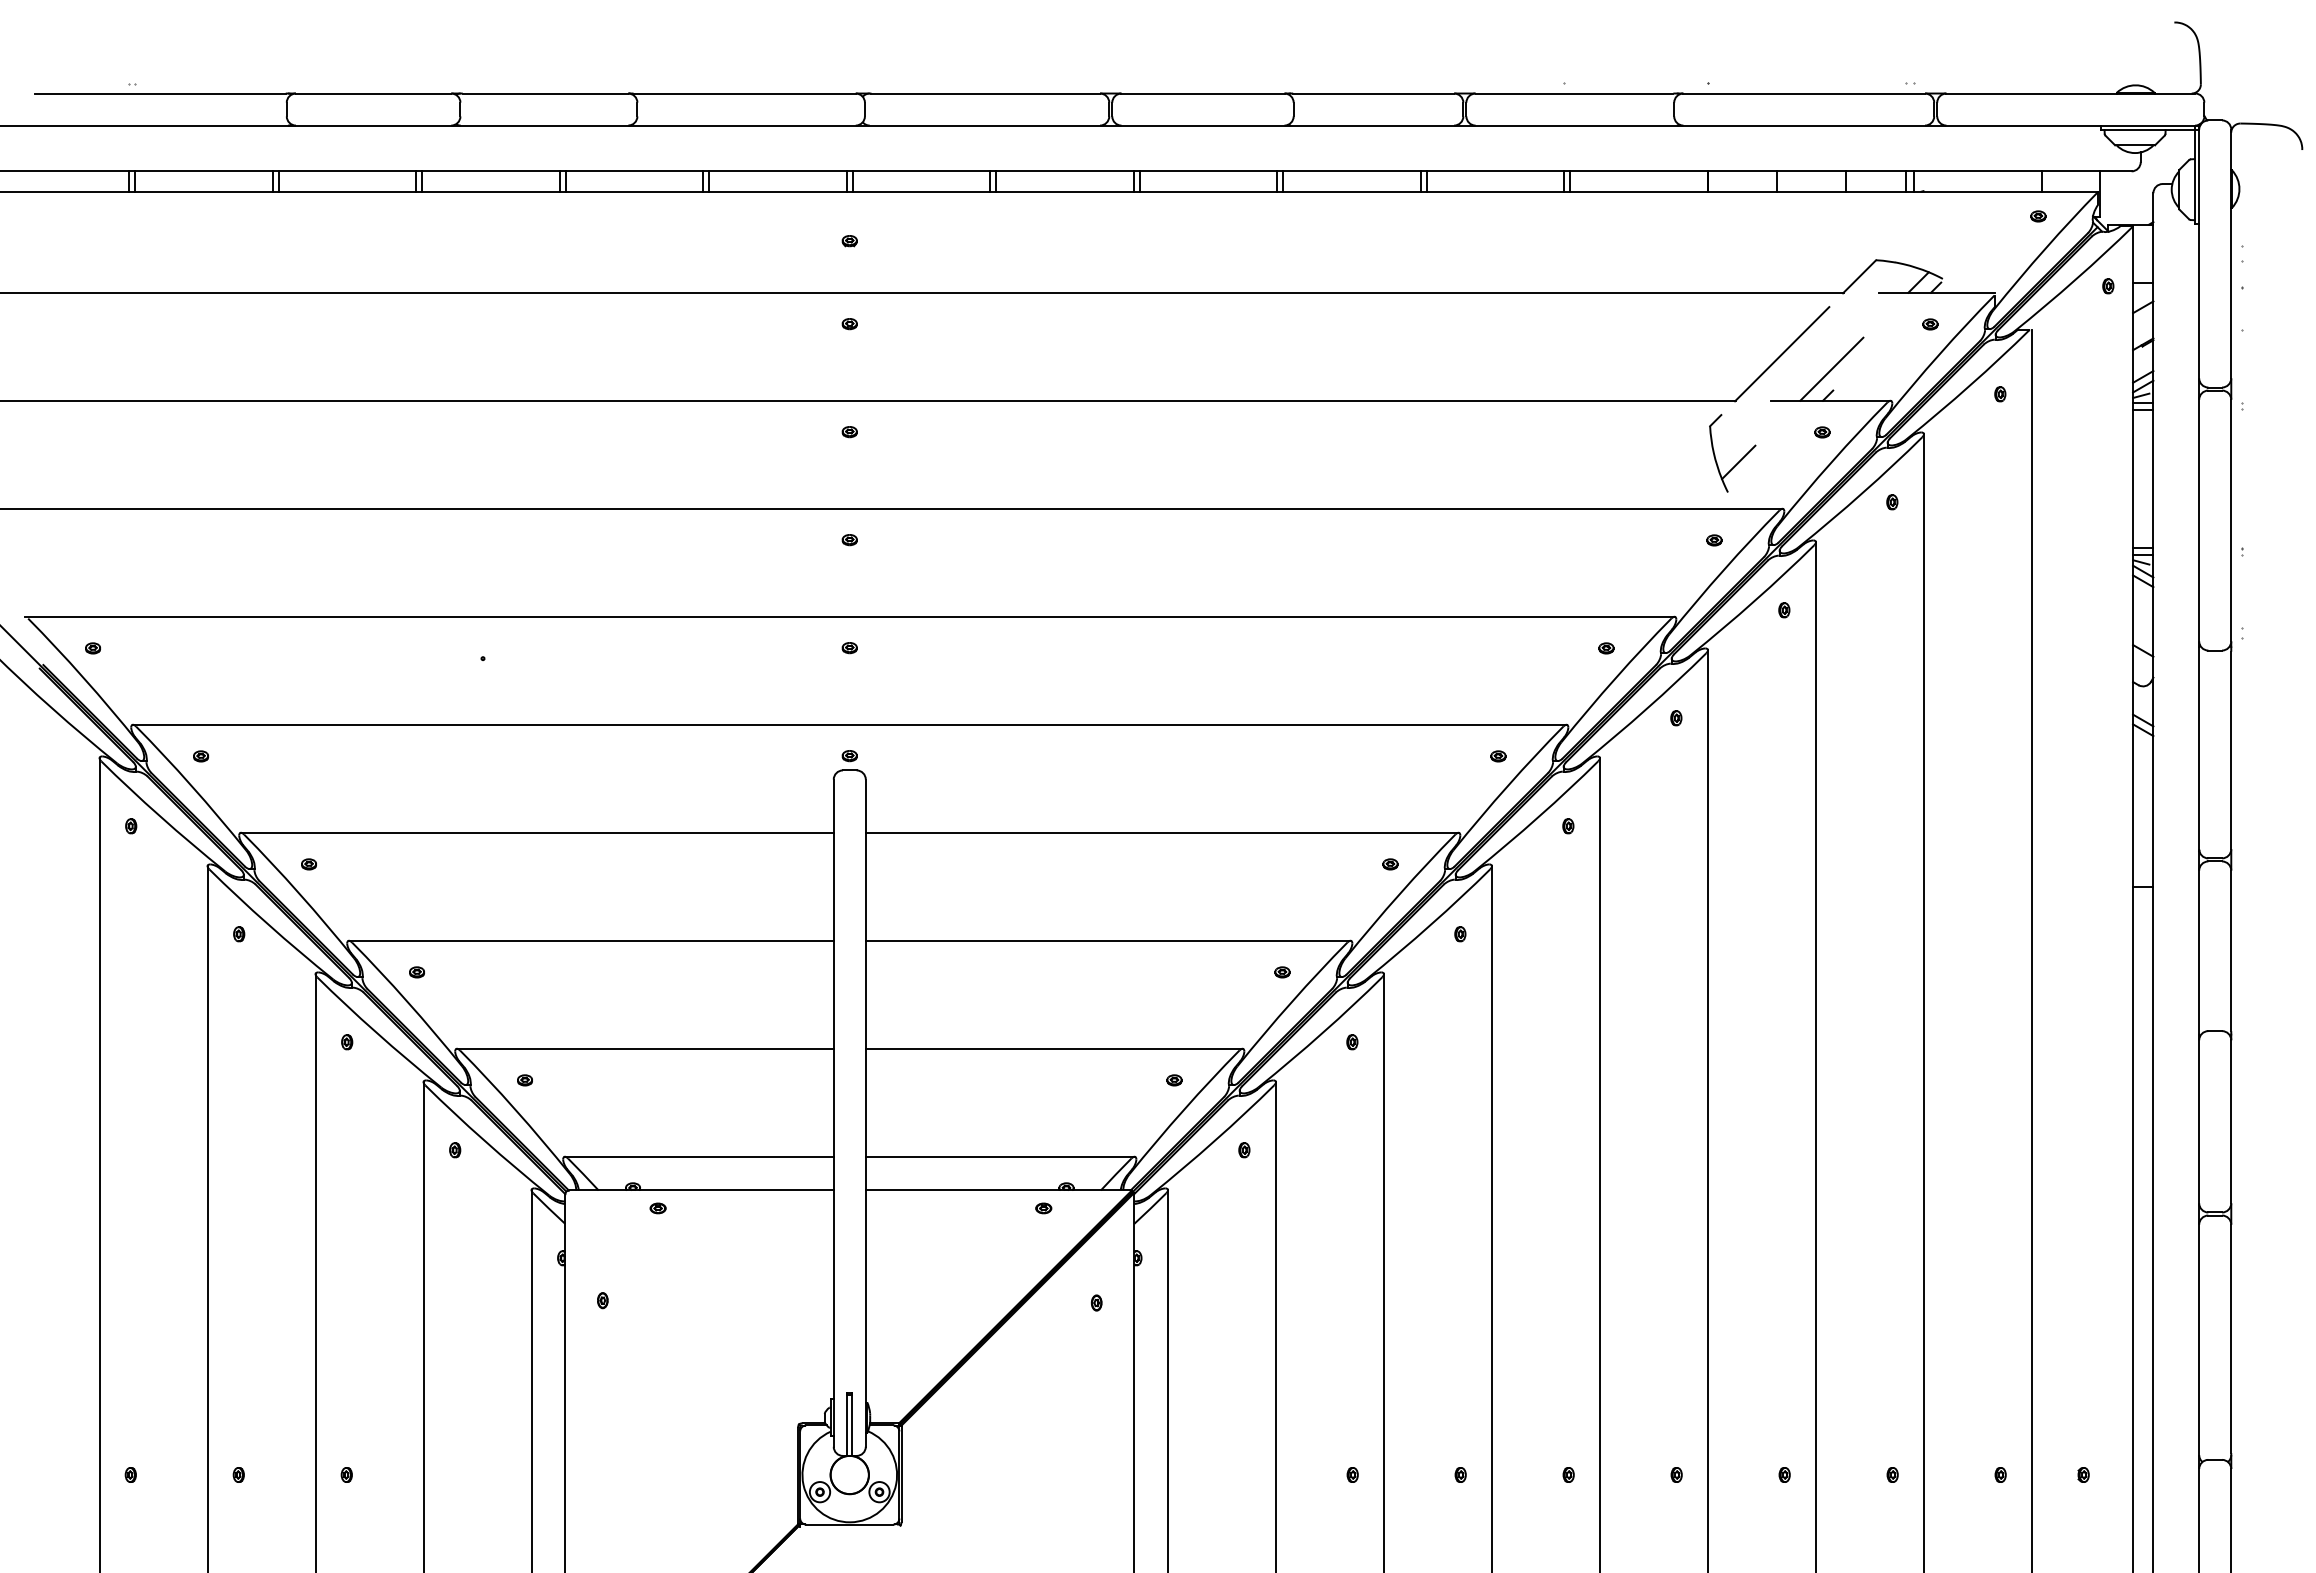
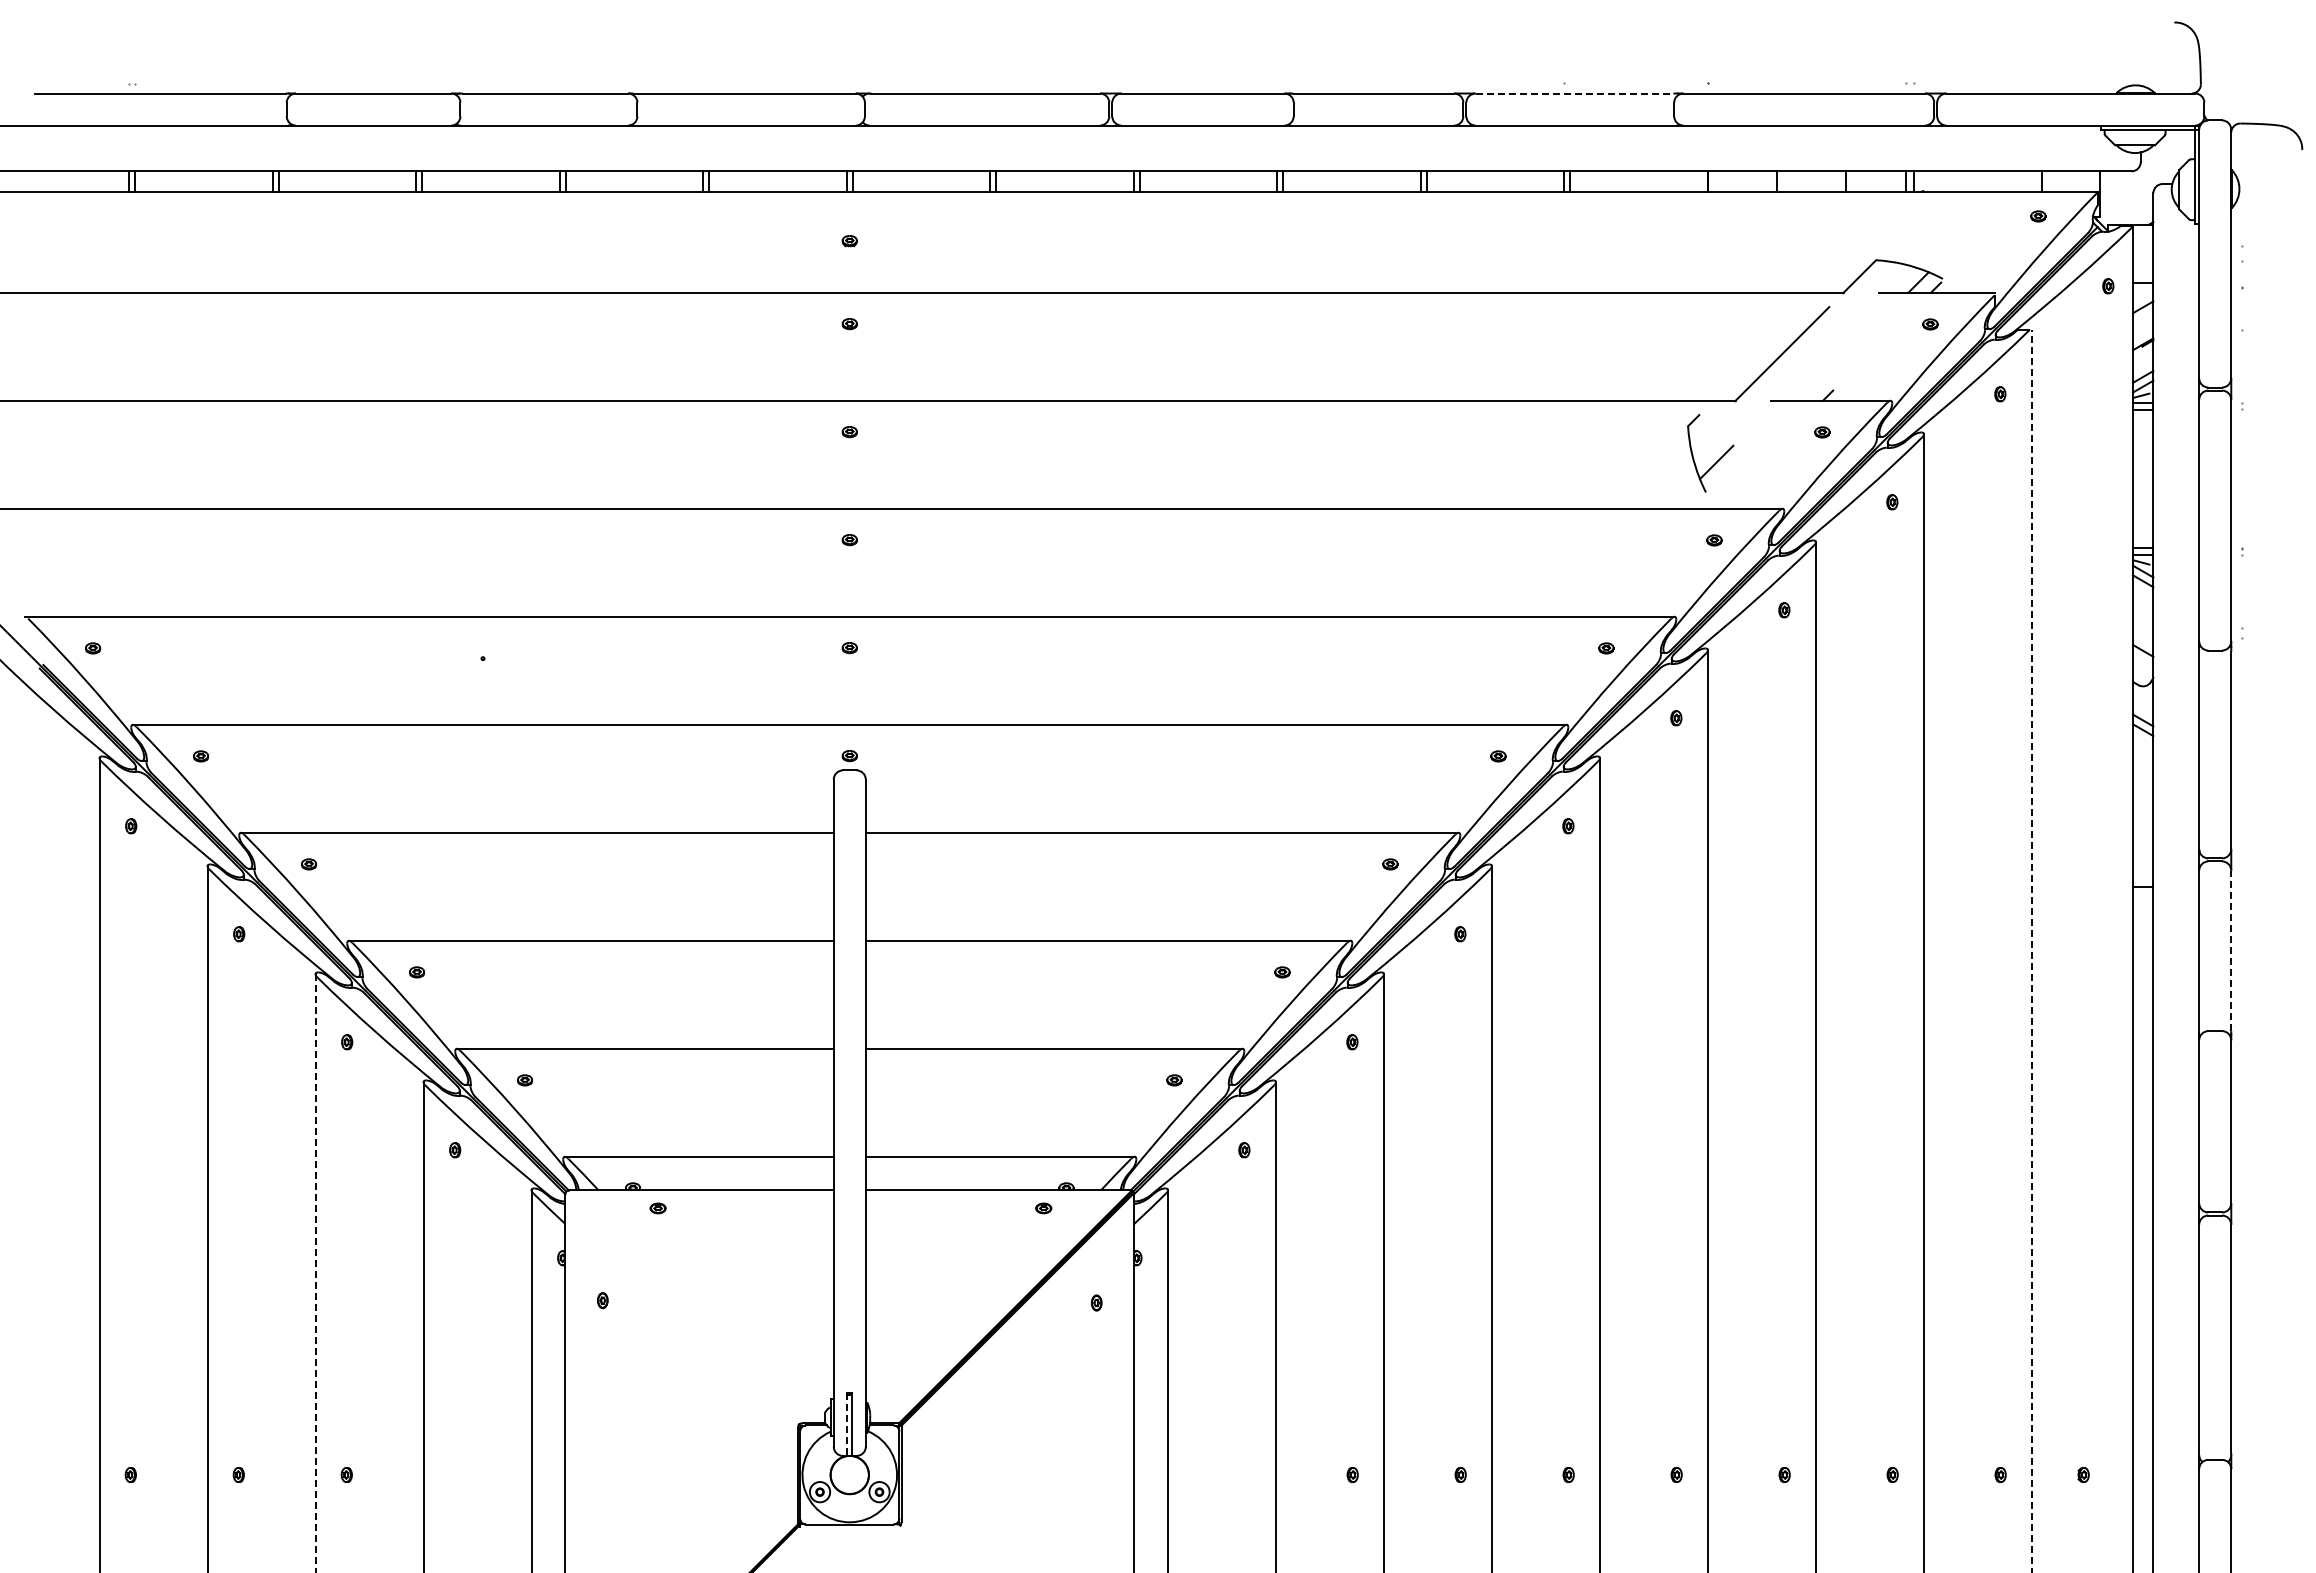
line: solid -> dashed (1574, 93)
line: present -> none (1831, 368)
part position: (1739, 460) -> (1717, 460) (1717, 460)
line: solid -> dashed (2231, 950)
line: solid -> dashed (2031, 951)
line: solid -> dashed (315, 1274)
line: solid -> dashed (847, 1425)
